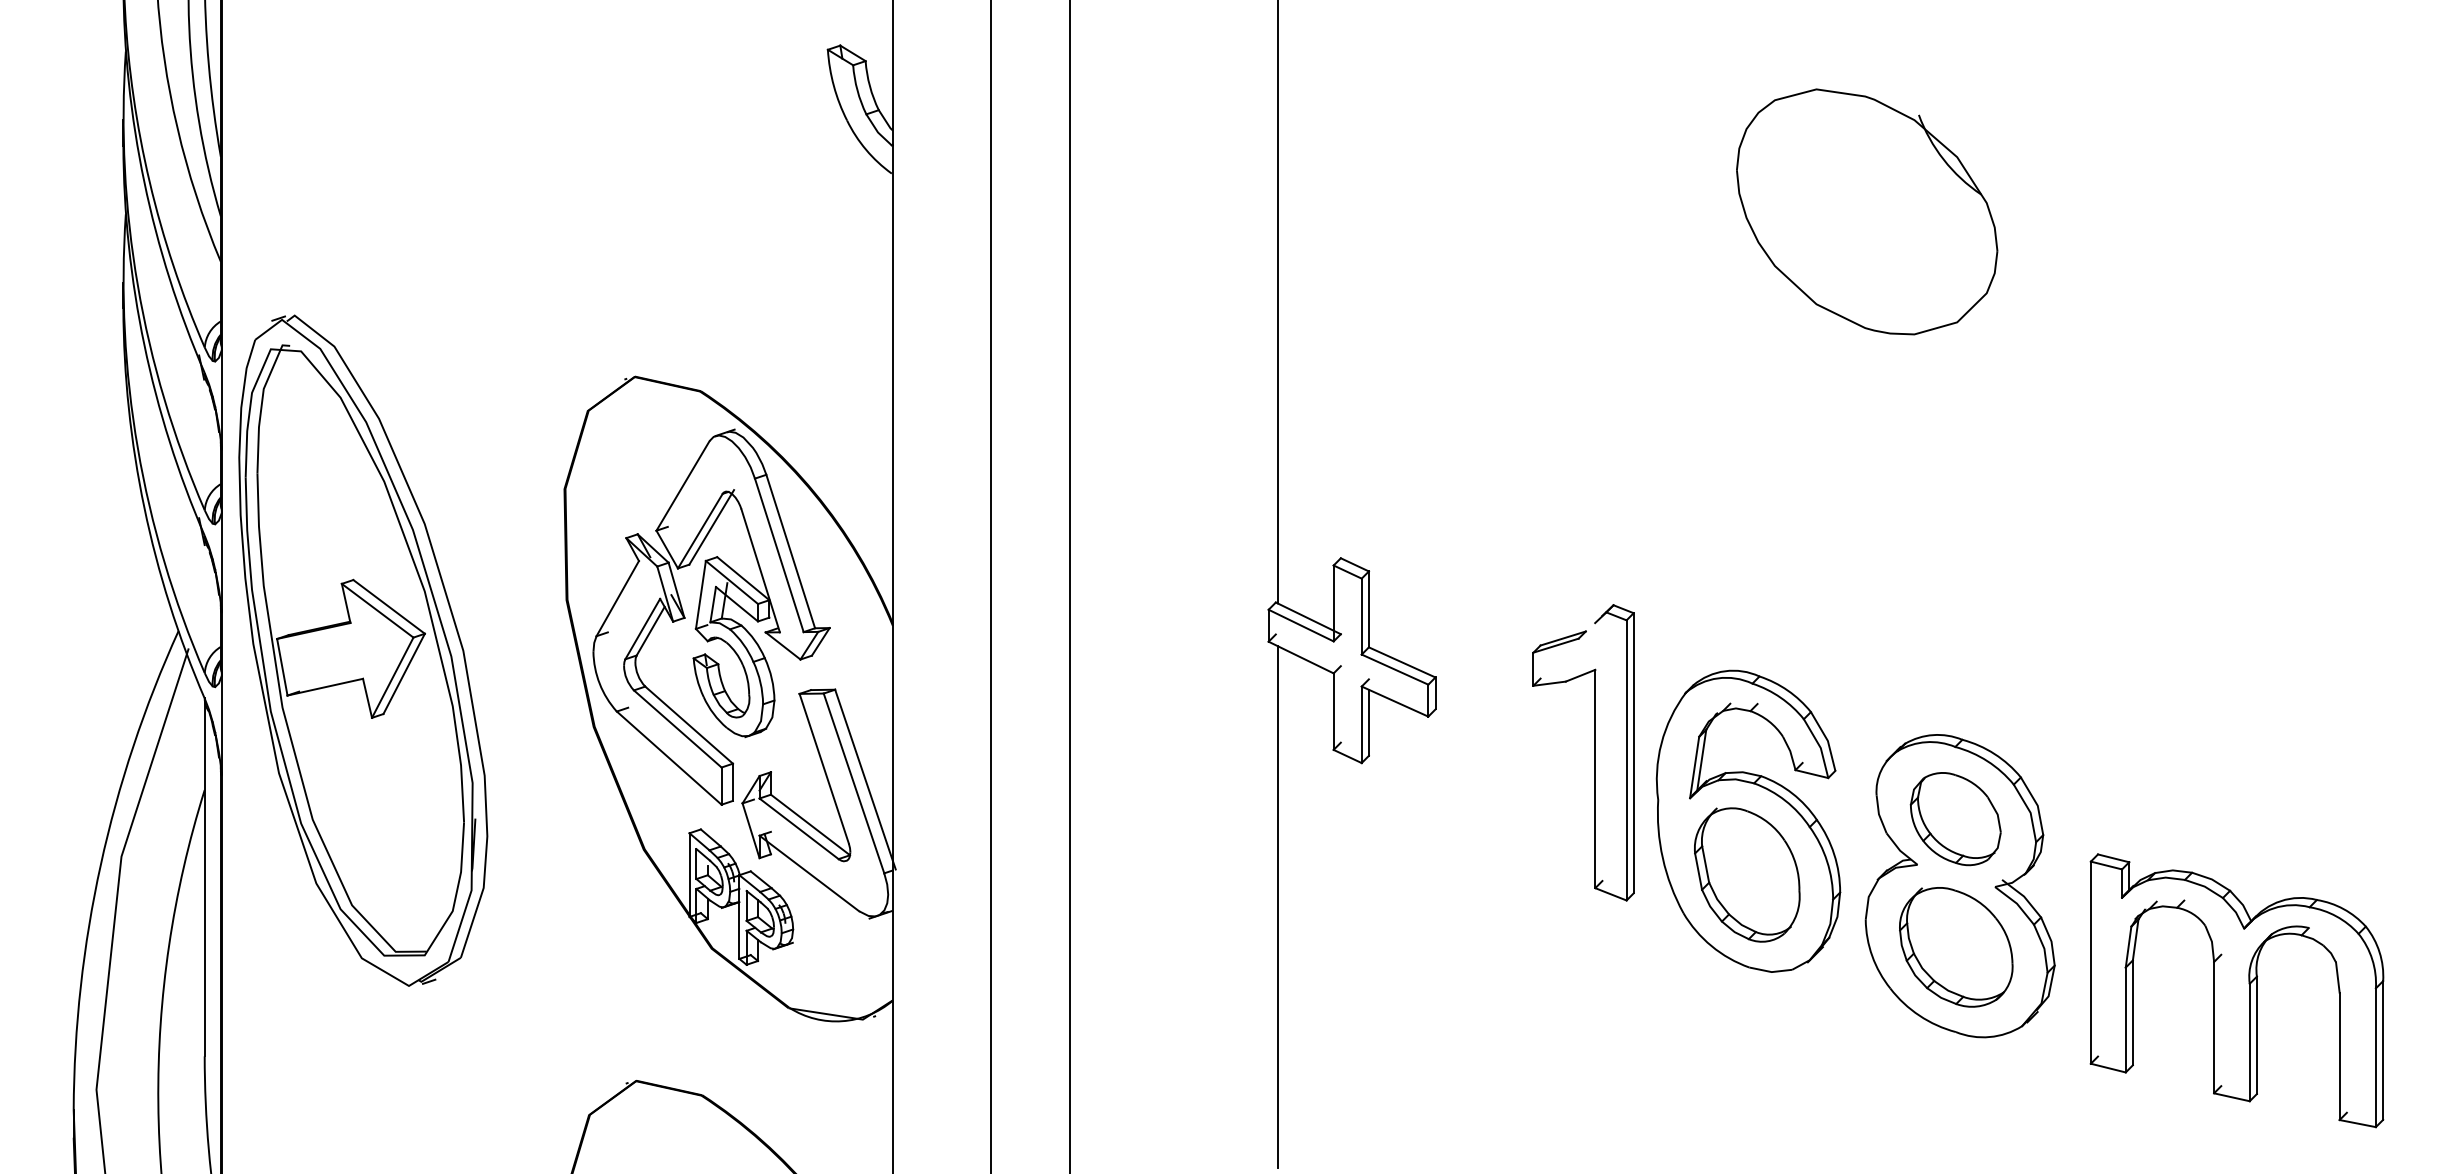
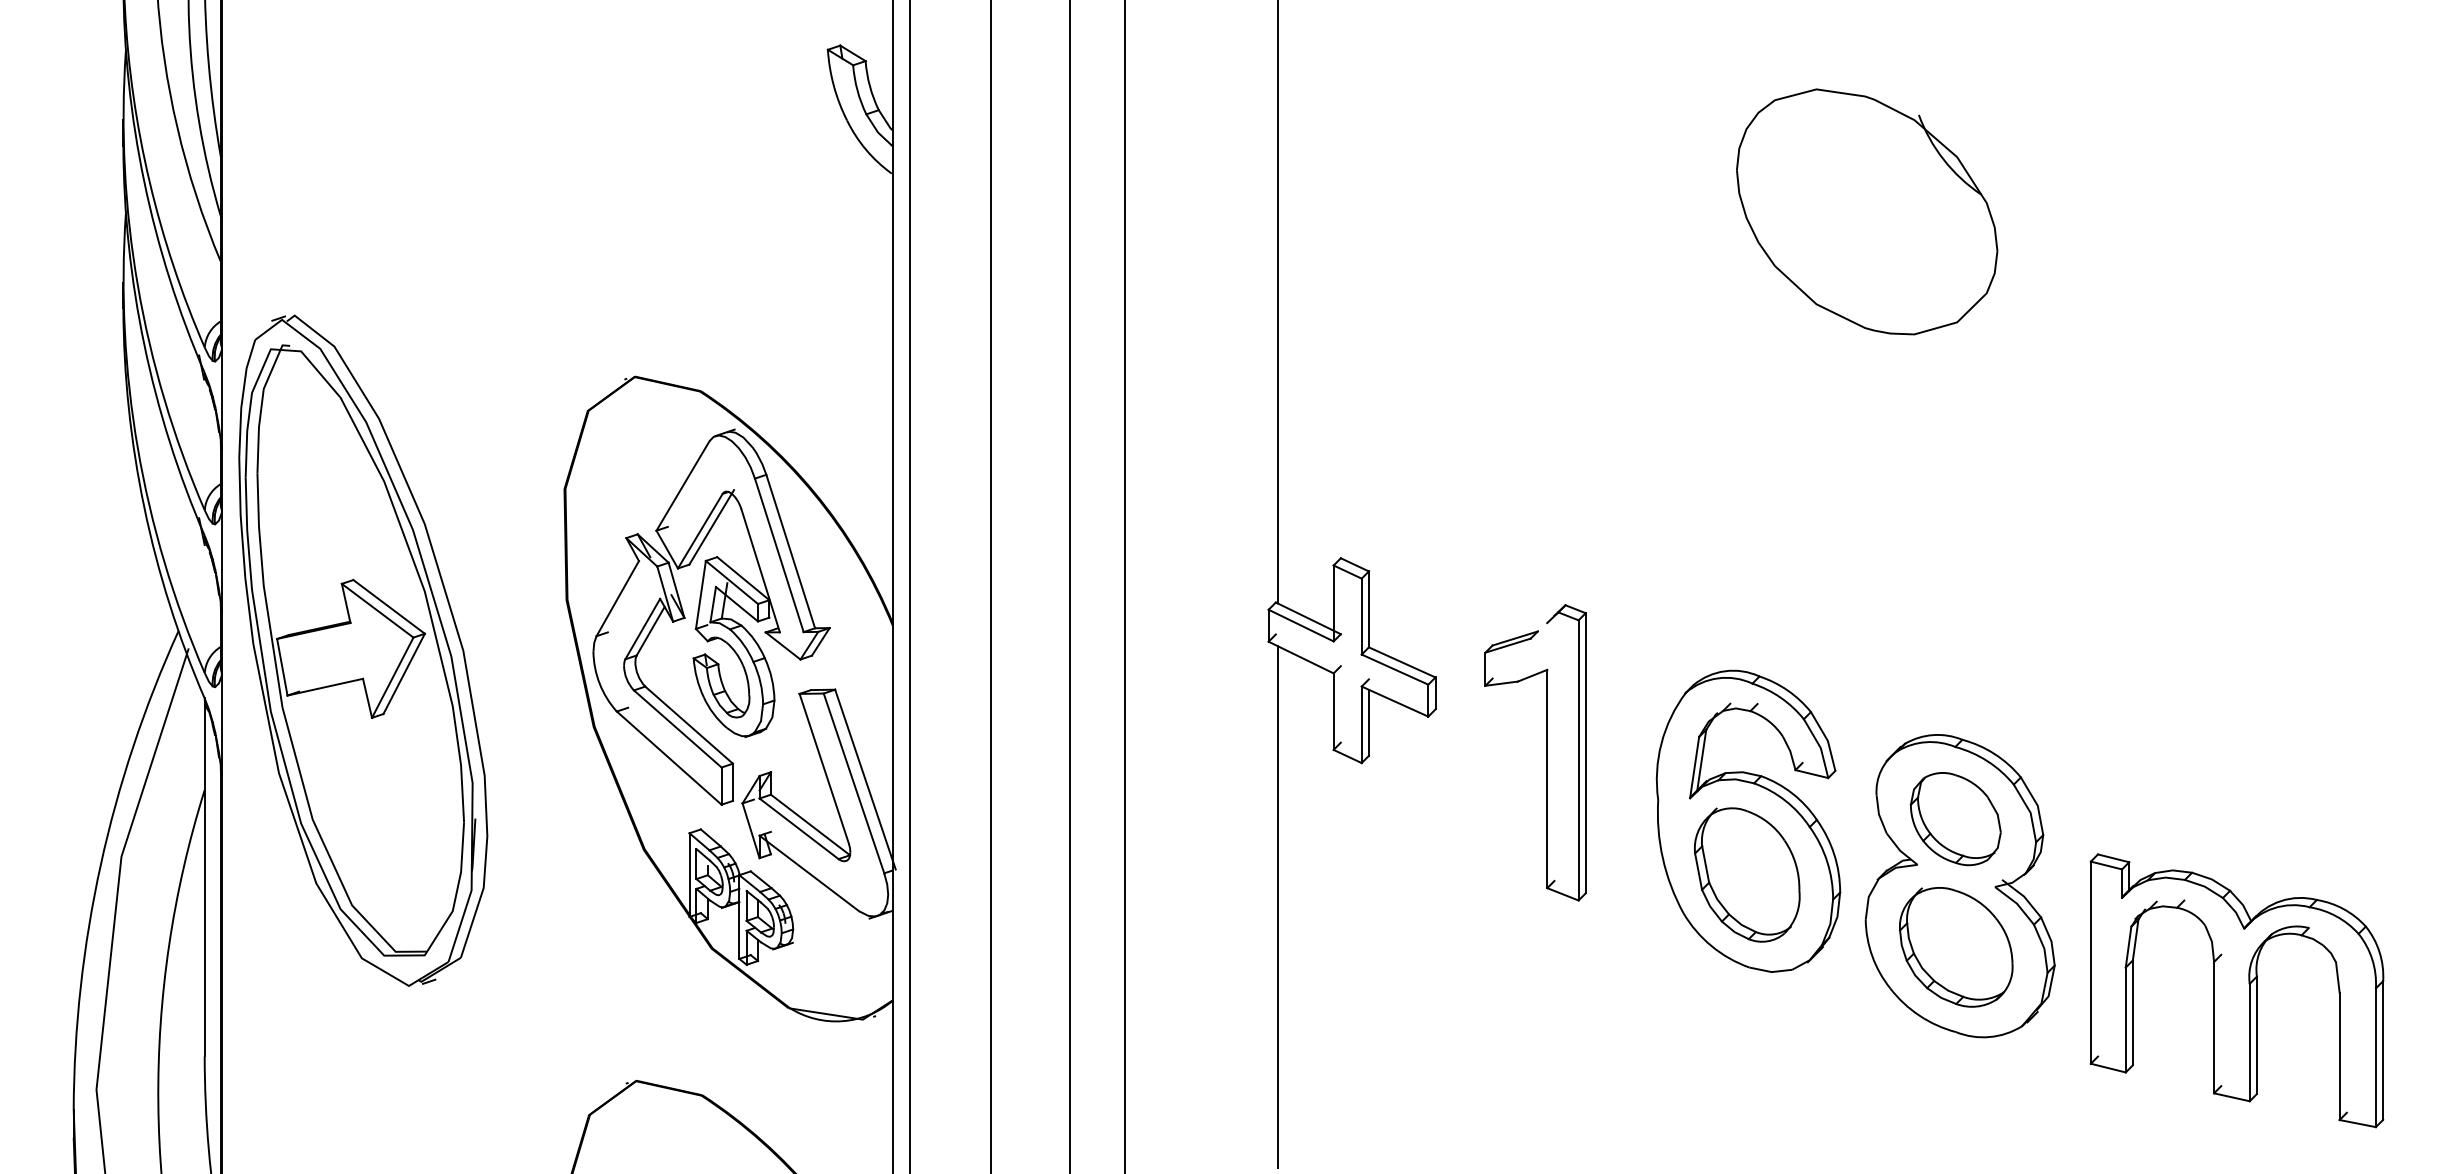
line: none -> present (909, 586)
line: none -> present (1125, 586)
part position: (1594, 752) -> (1546, 752) (1546, 752)
